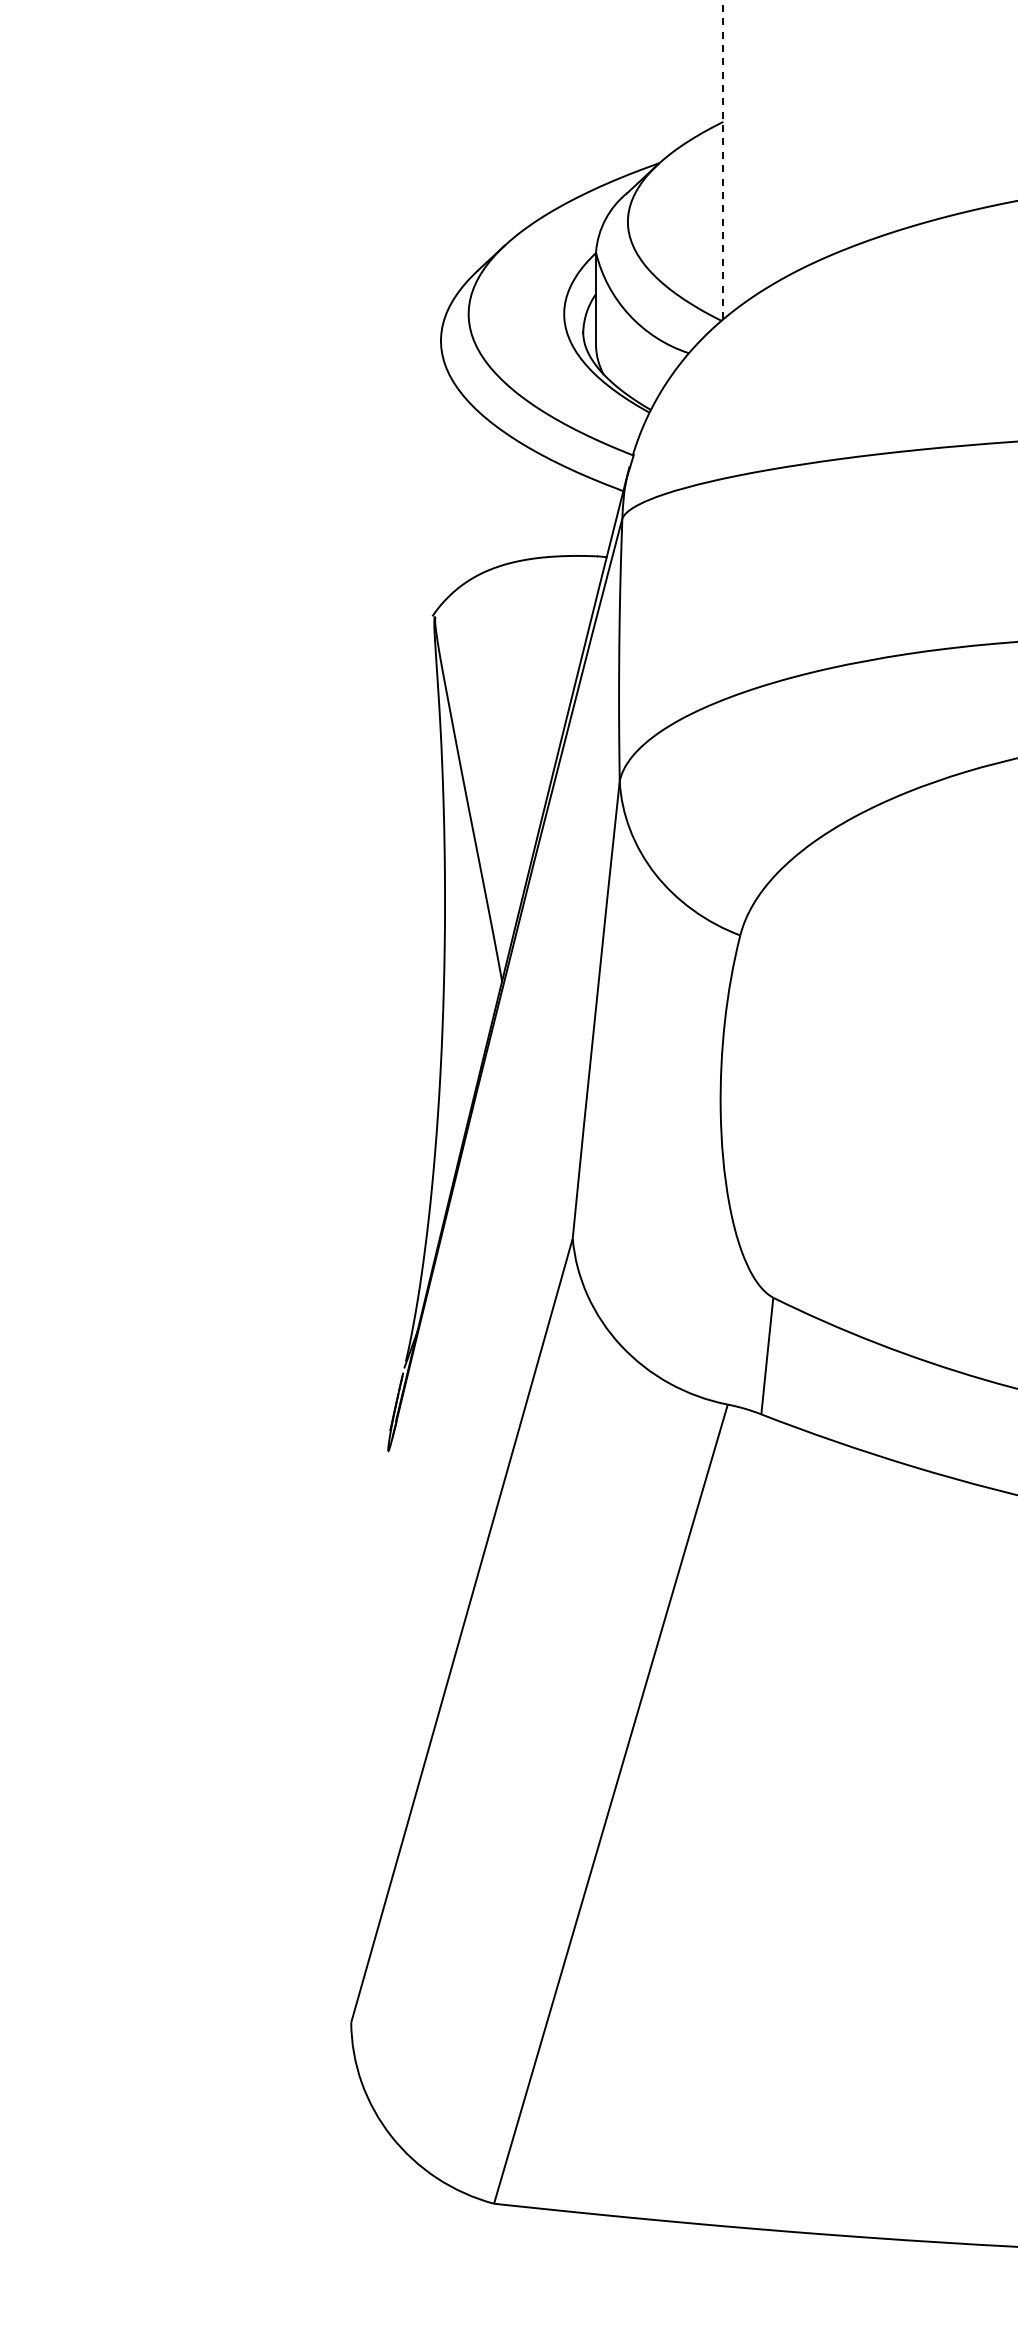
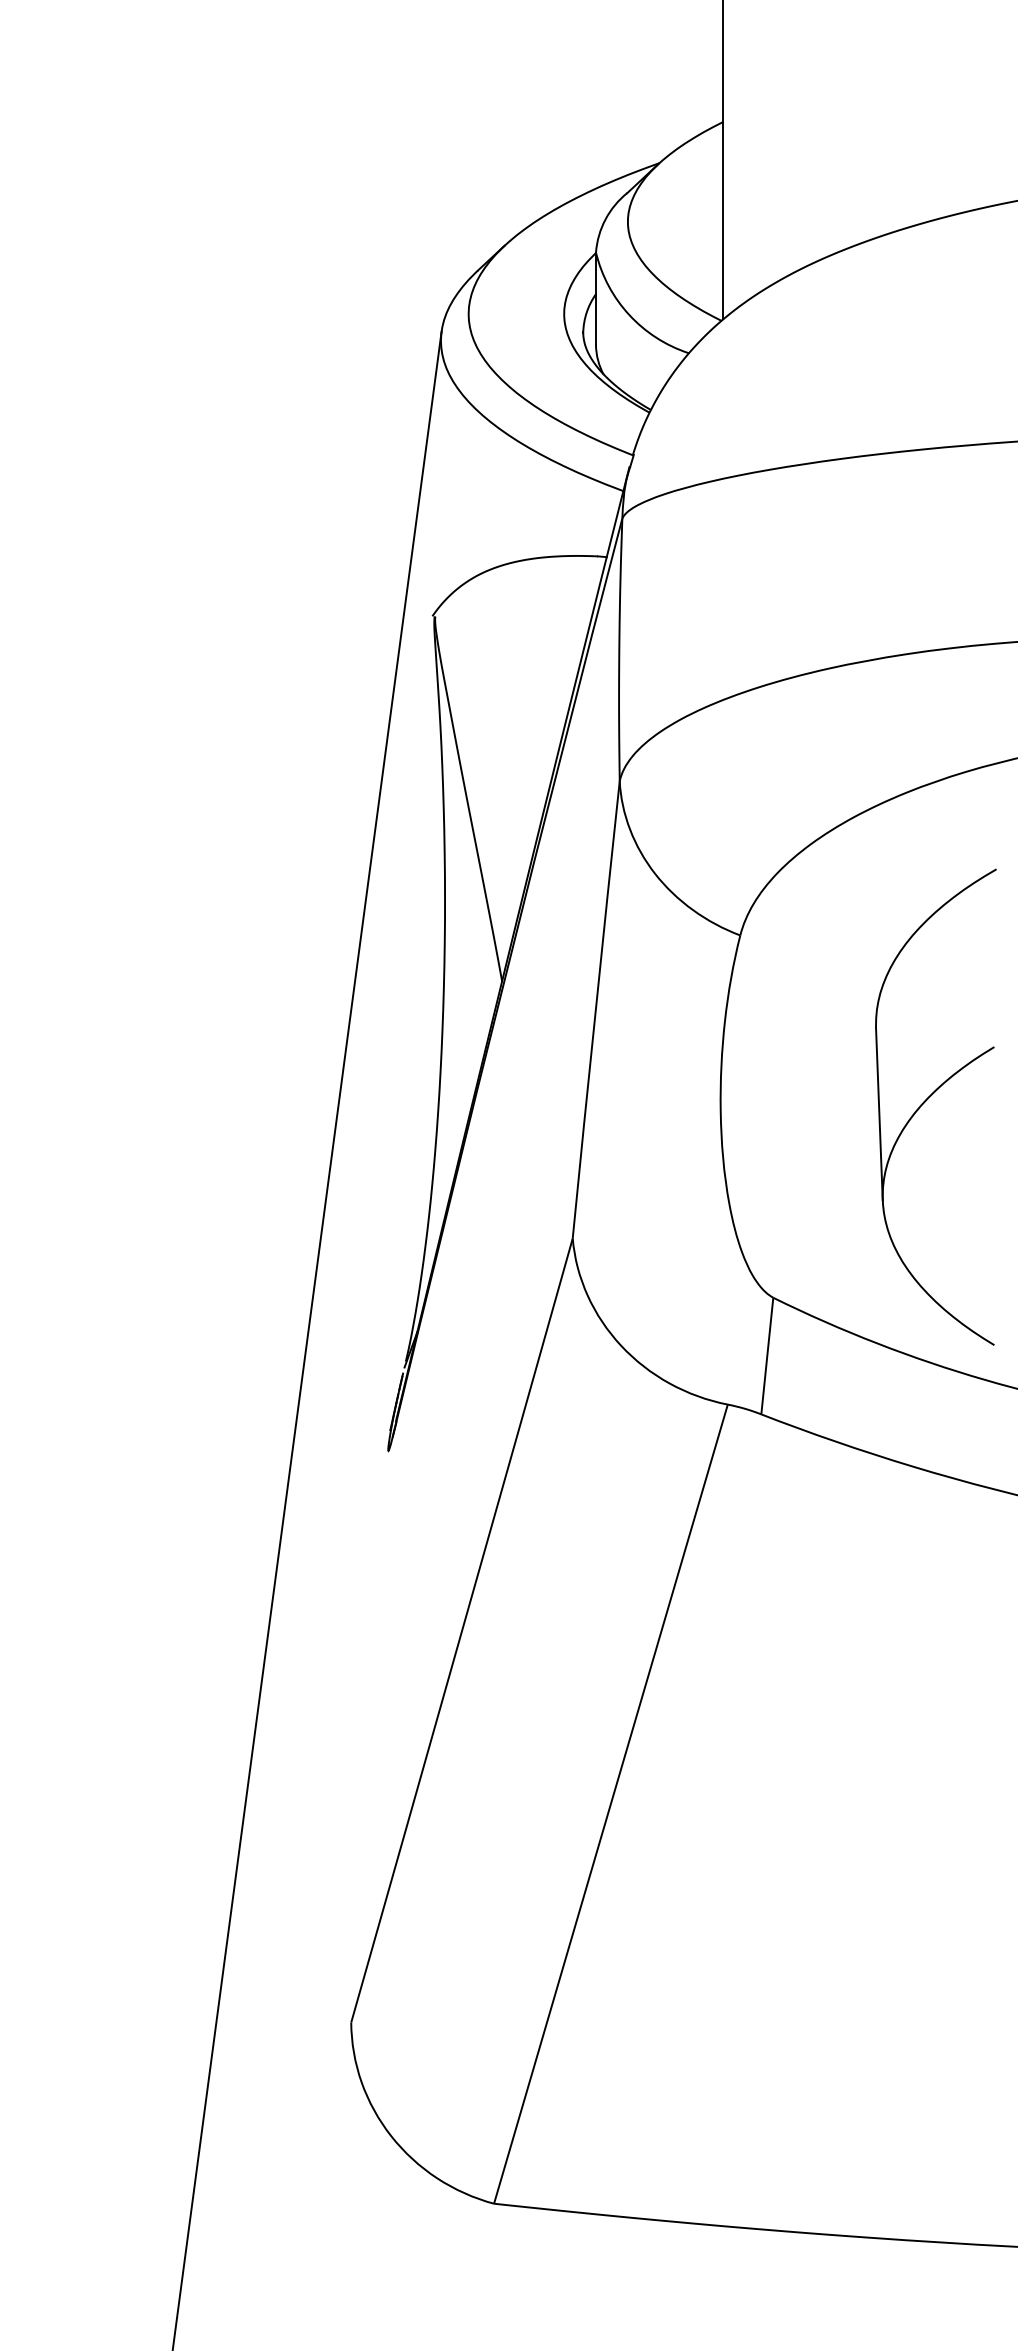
line: dashed -> solid (723, 159)
part: none -> present (928, 1099)
line: none -> present (307, 1339)
